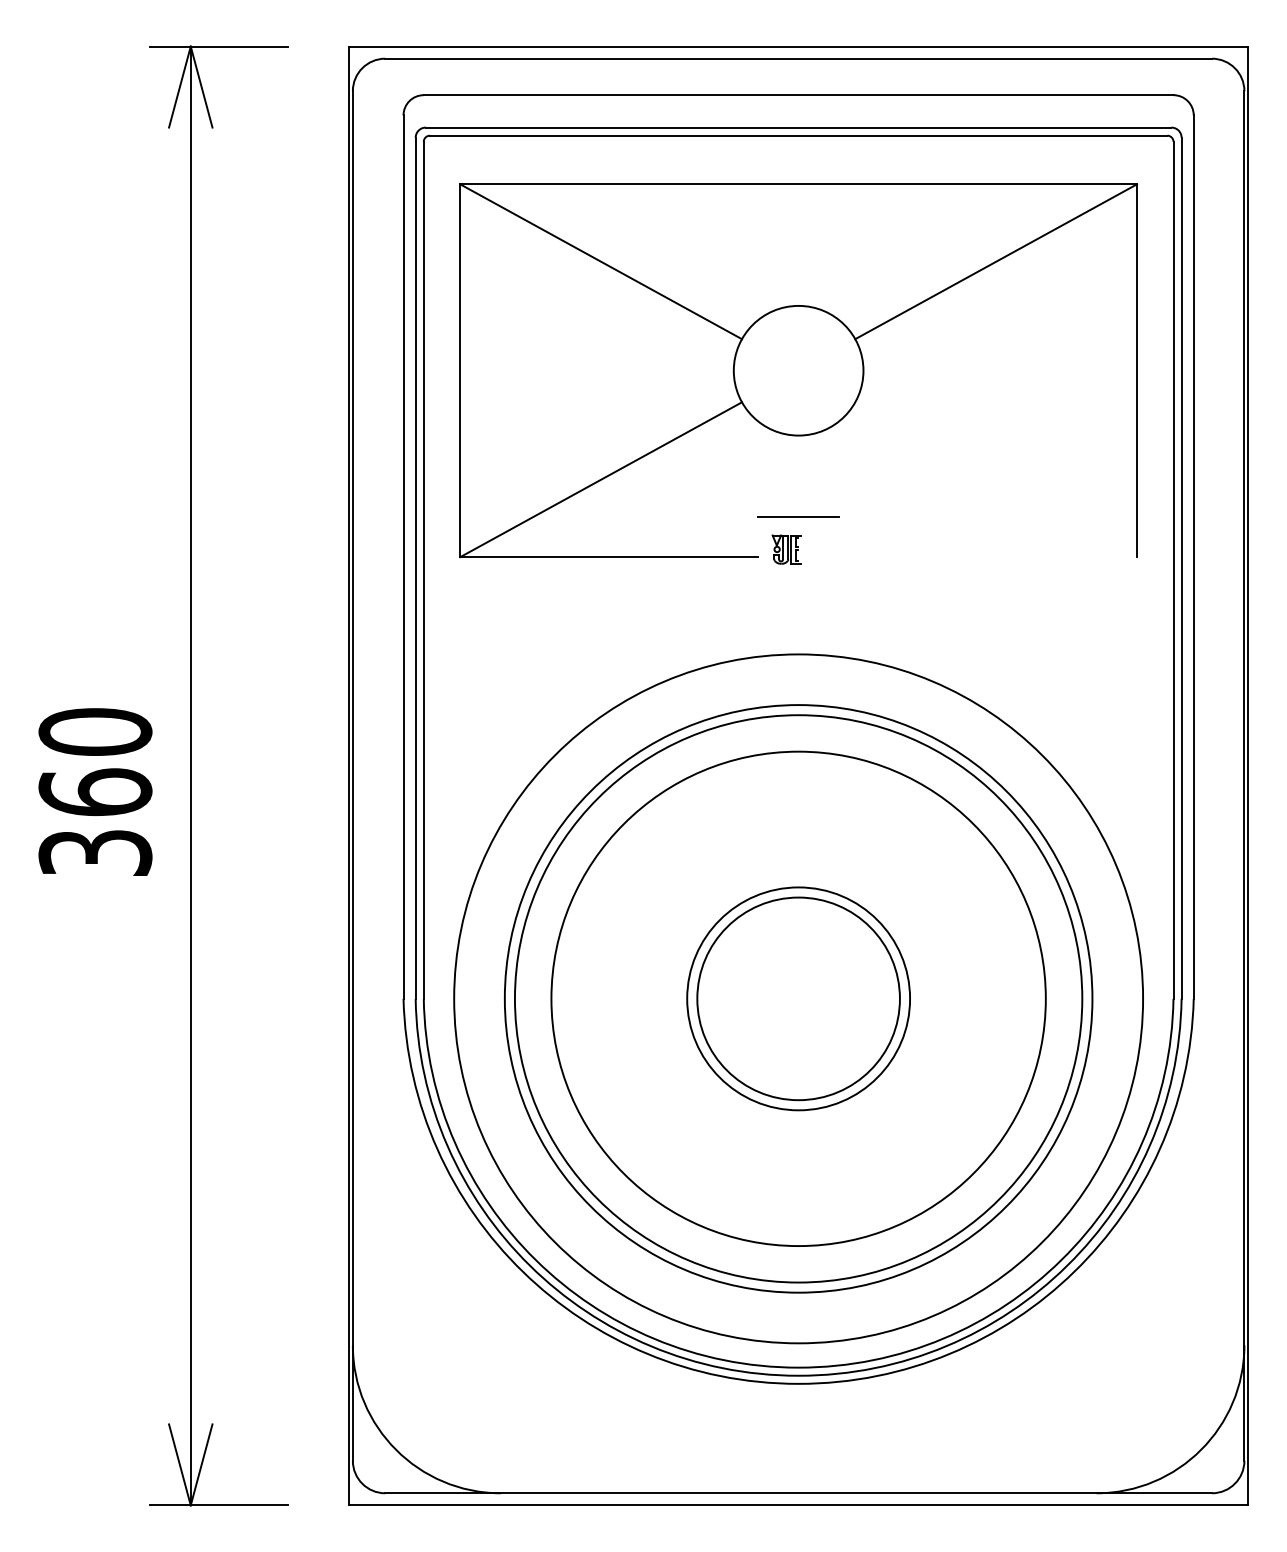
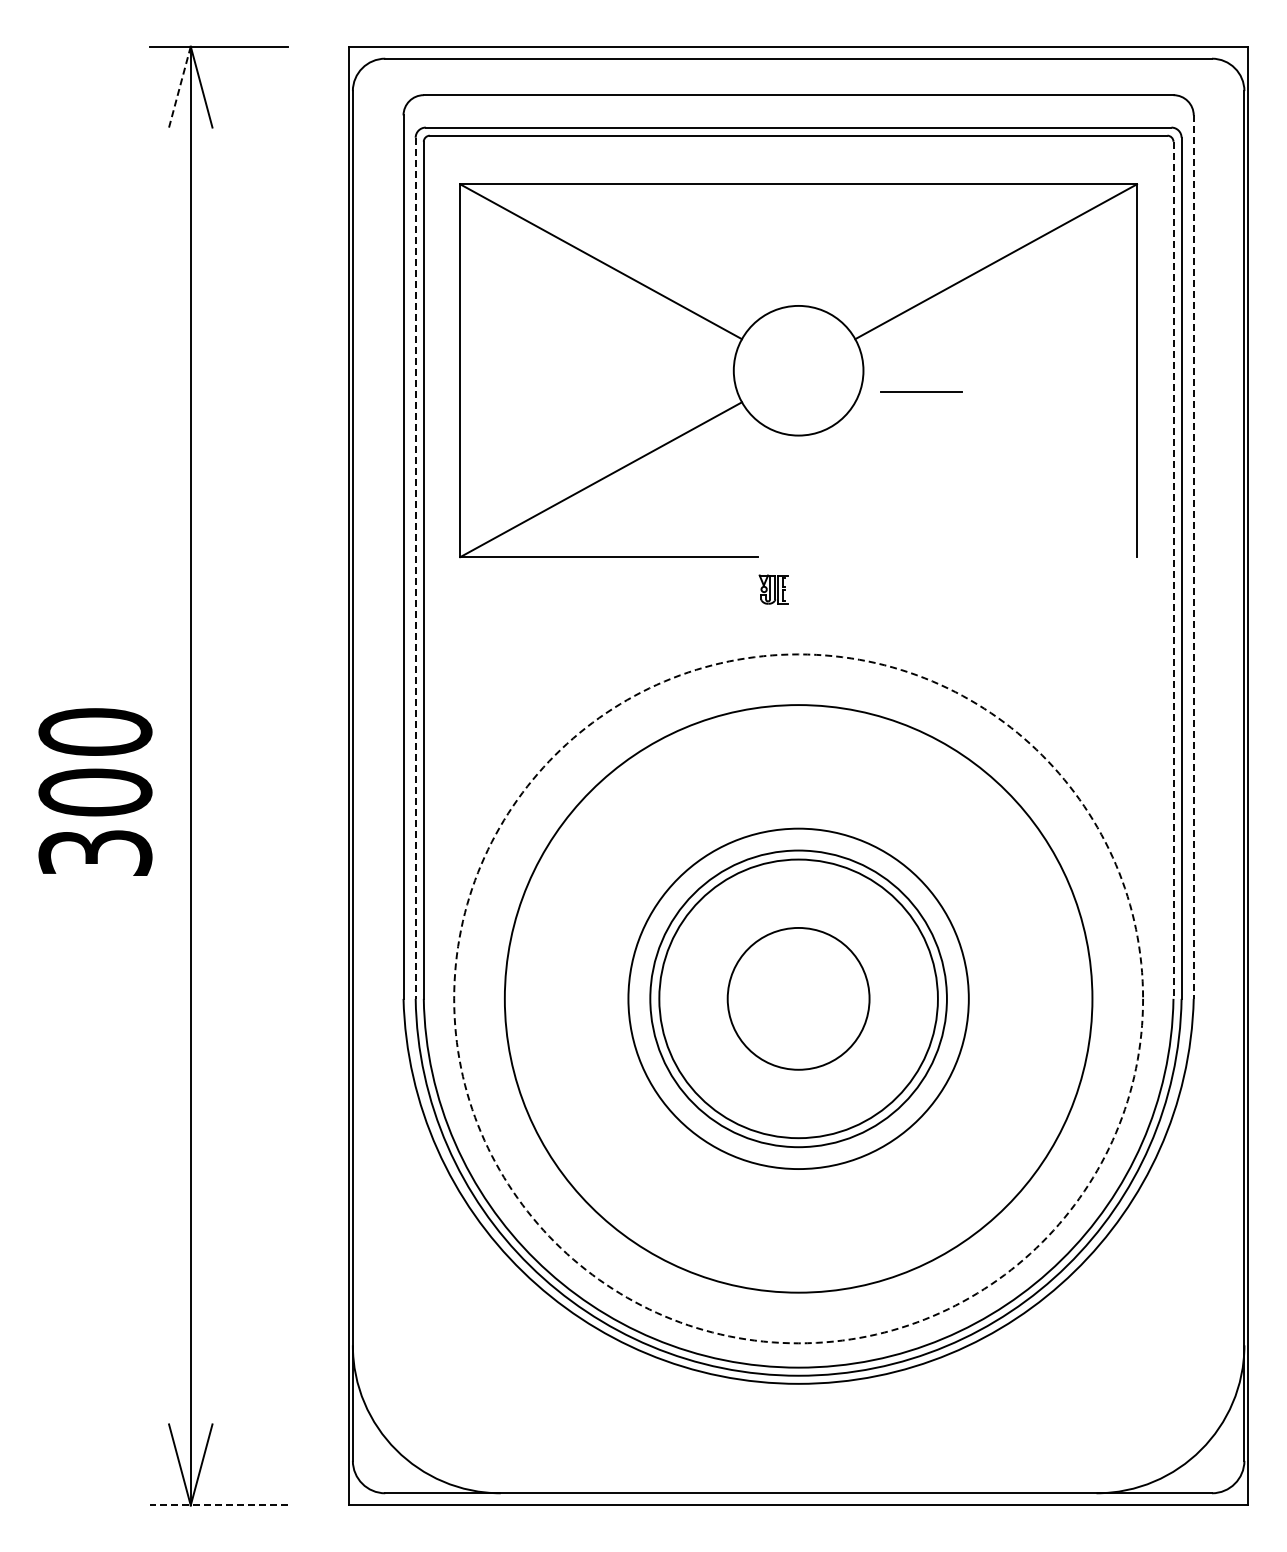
line: solid -> dashed (179, 87)
line position: (798, 516) -> (921, 391) (921, 391)
part position: (786, 549) -> (773, 589) (773, 589)
line: solid -> dashed (1193, 557)
line: solid -> dashed (415, 568)
line: solid -> dashed (1173, 570)
text: 360 -> 300 (95, 792)
circle diameter: 203 px -> 142 px (798, 998)
circle diameter: 223 px -> 279 px (798, 998)
circle diameter: 494 px -> 297 px (798, 998)
circle diameter: 567 px -> 340 px (798, 998)
circle: solid -> dashed (798, 998)
line: solid -> dashed (219, 1505)
